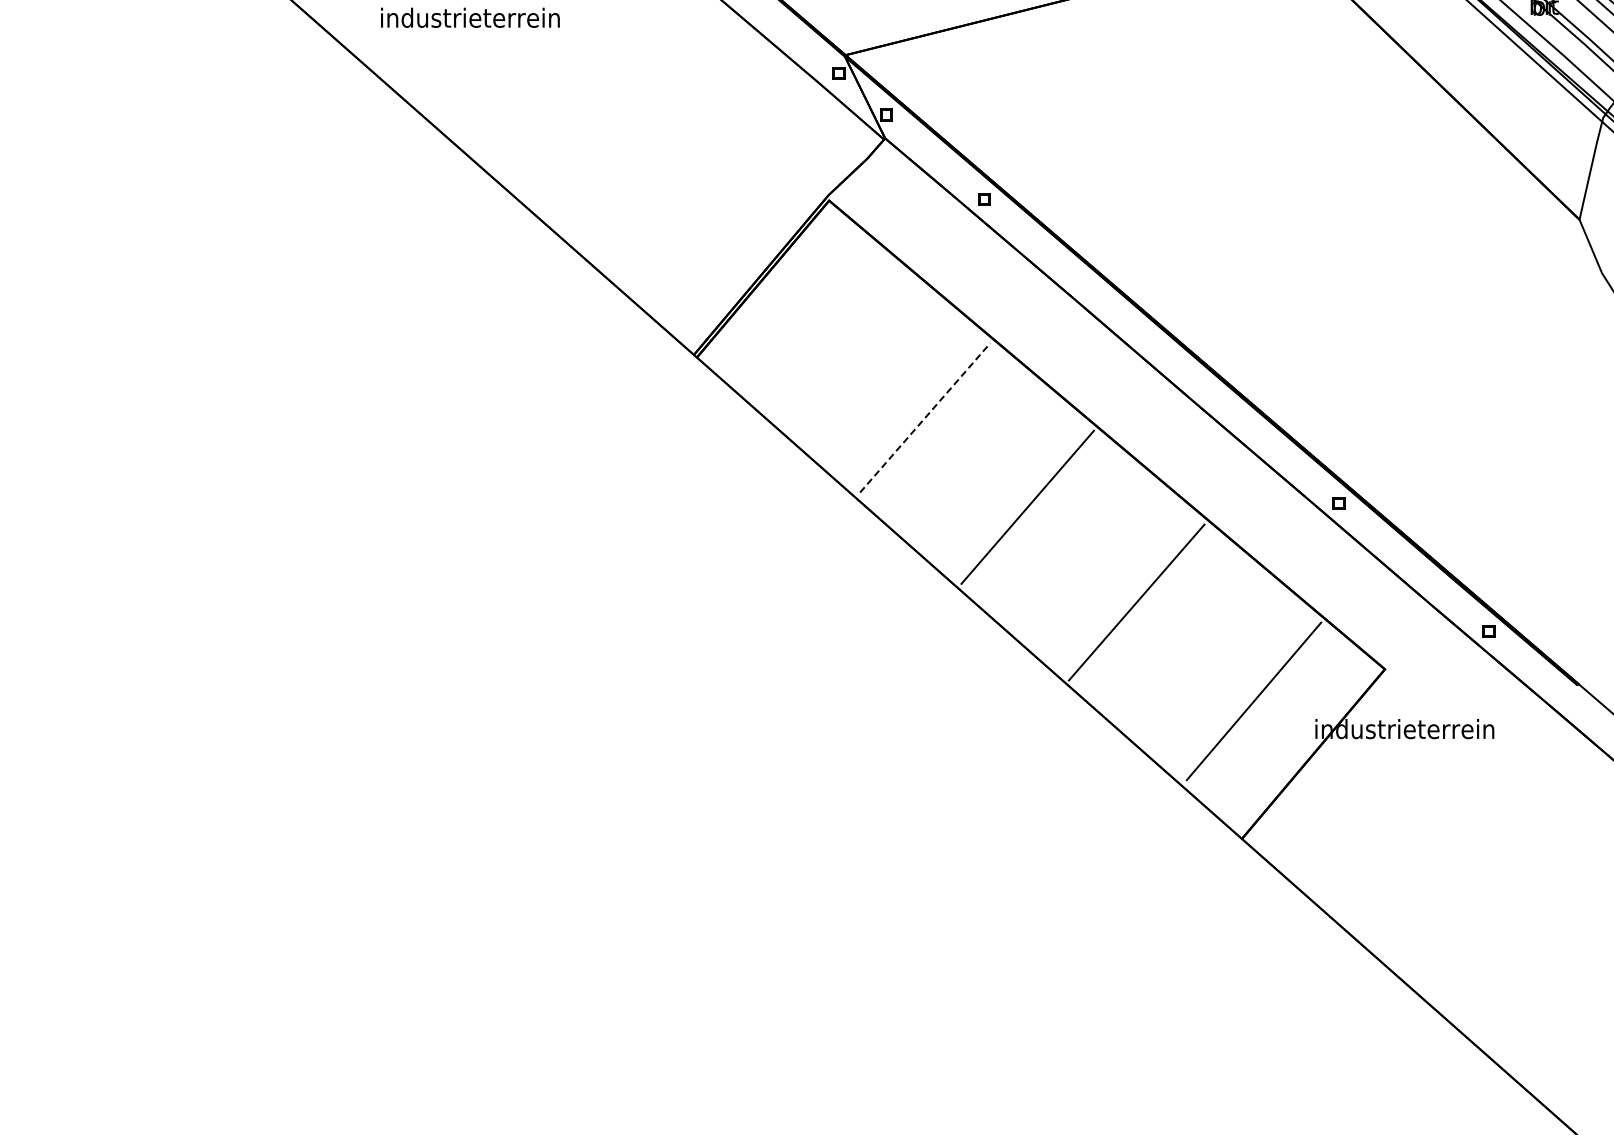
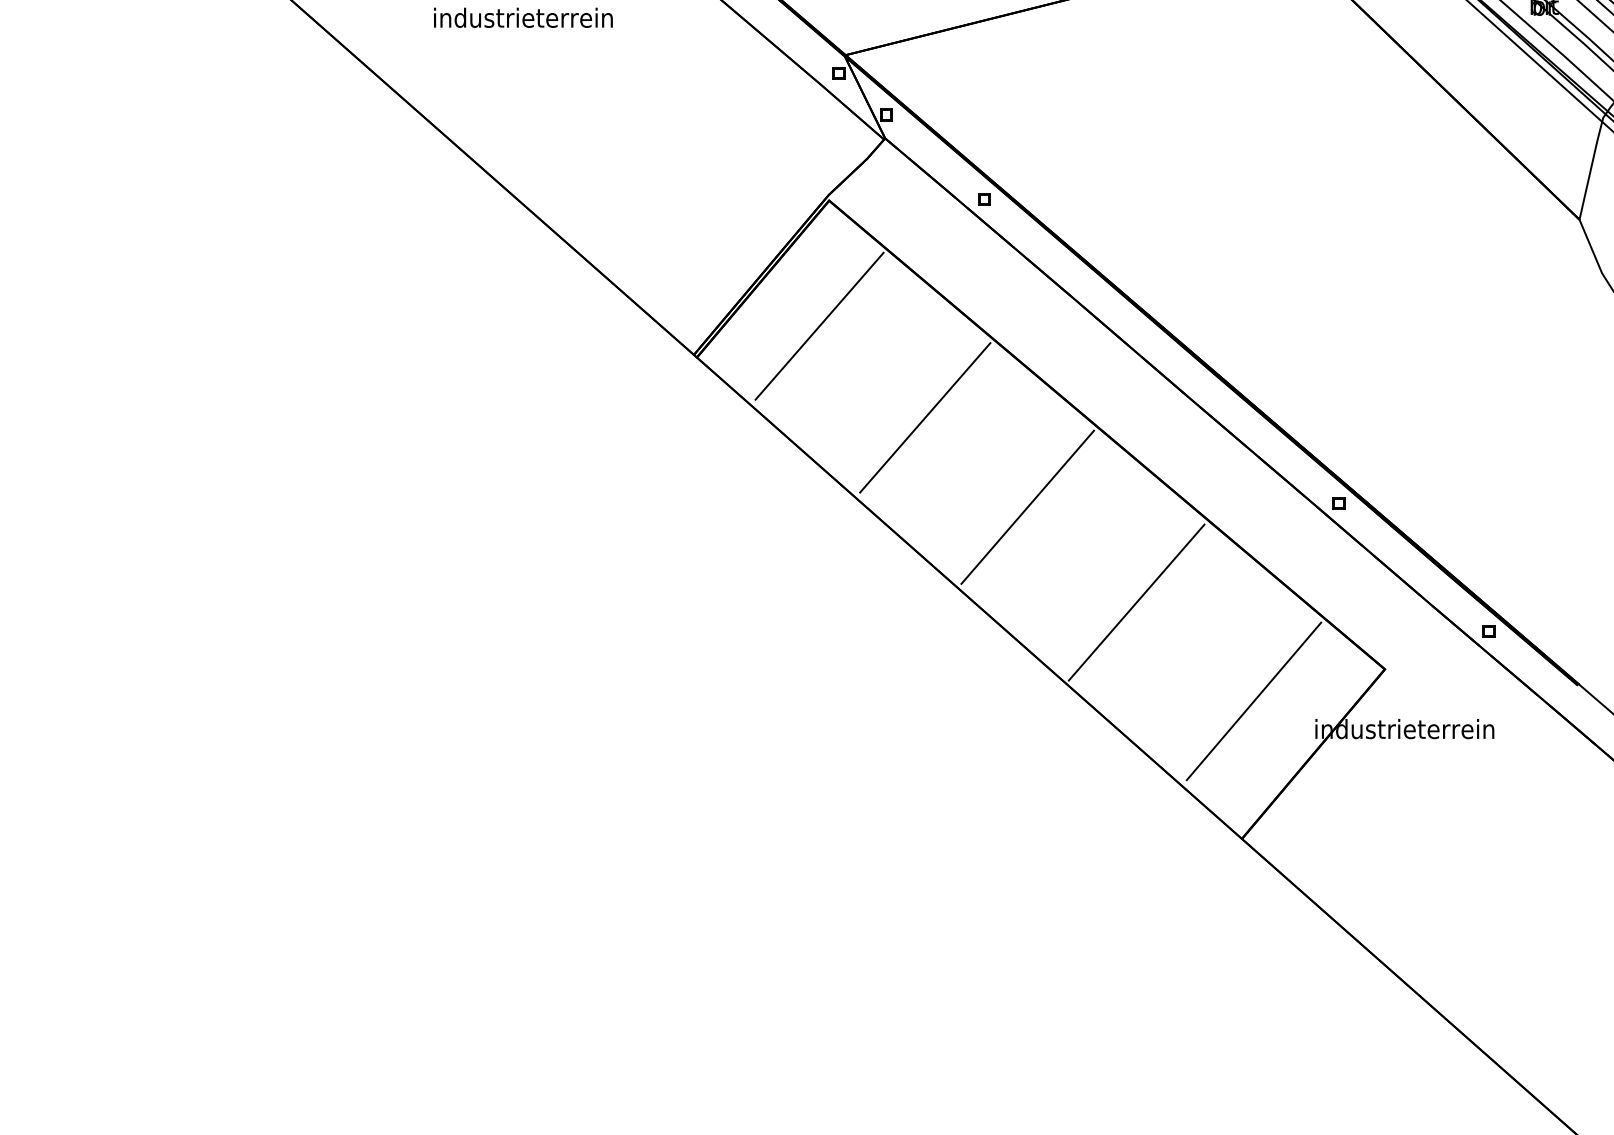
text position: (470, 17) -> (523, 17) (523, 17)
line: none -> present (819, 325)
line: dashed -> solid (925, 417)
